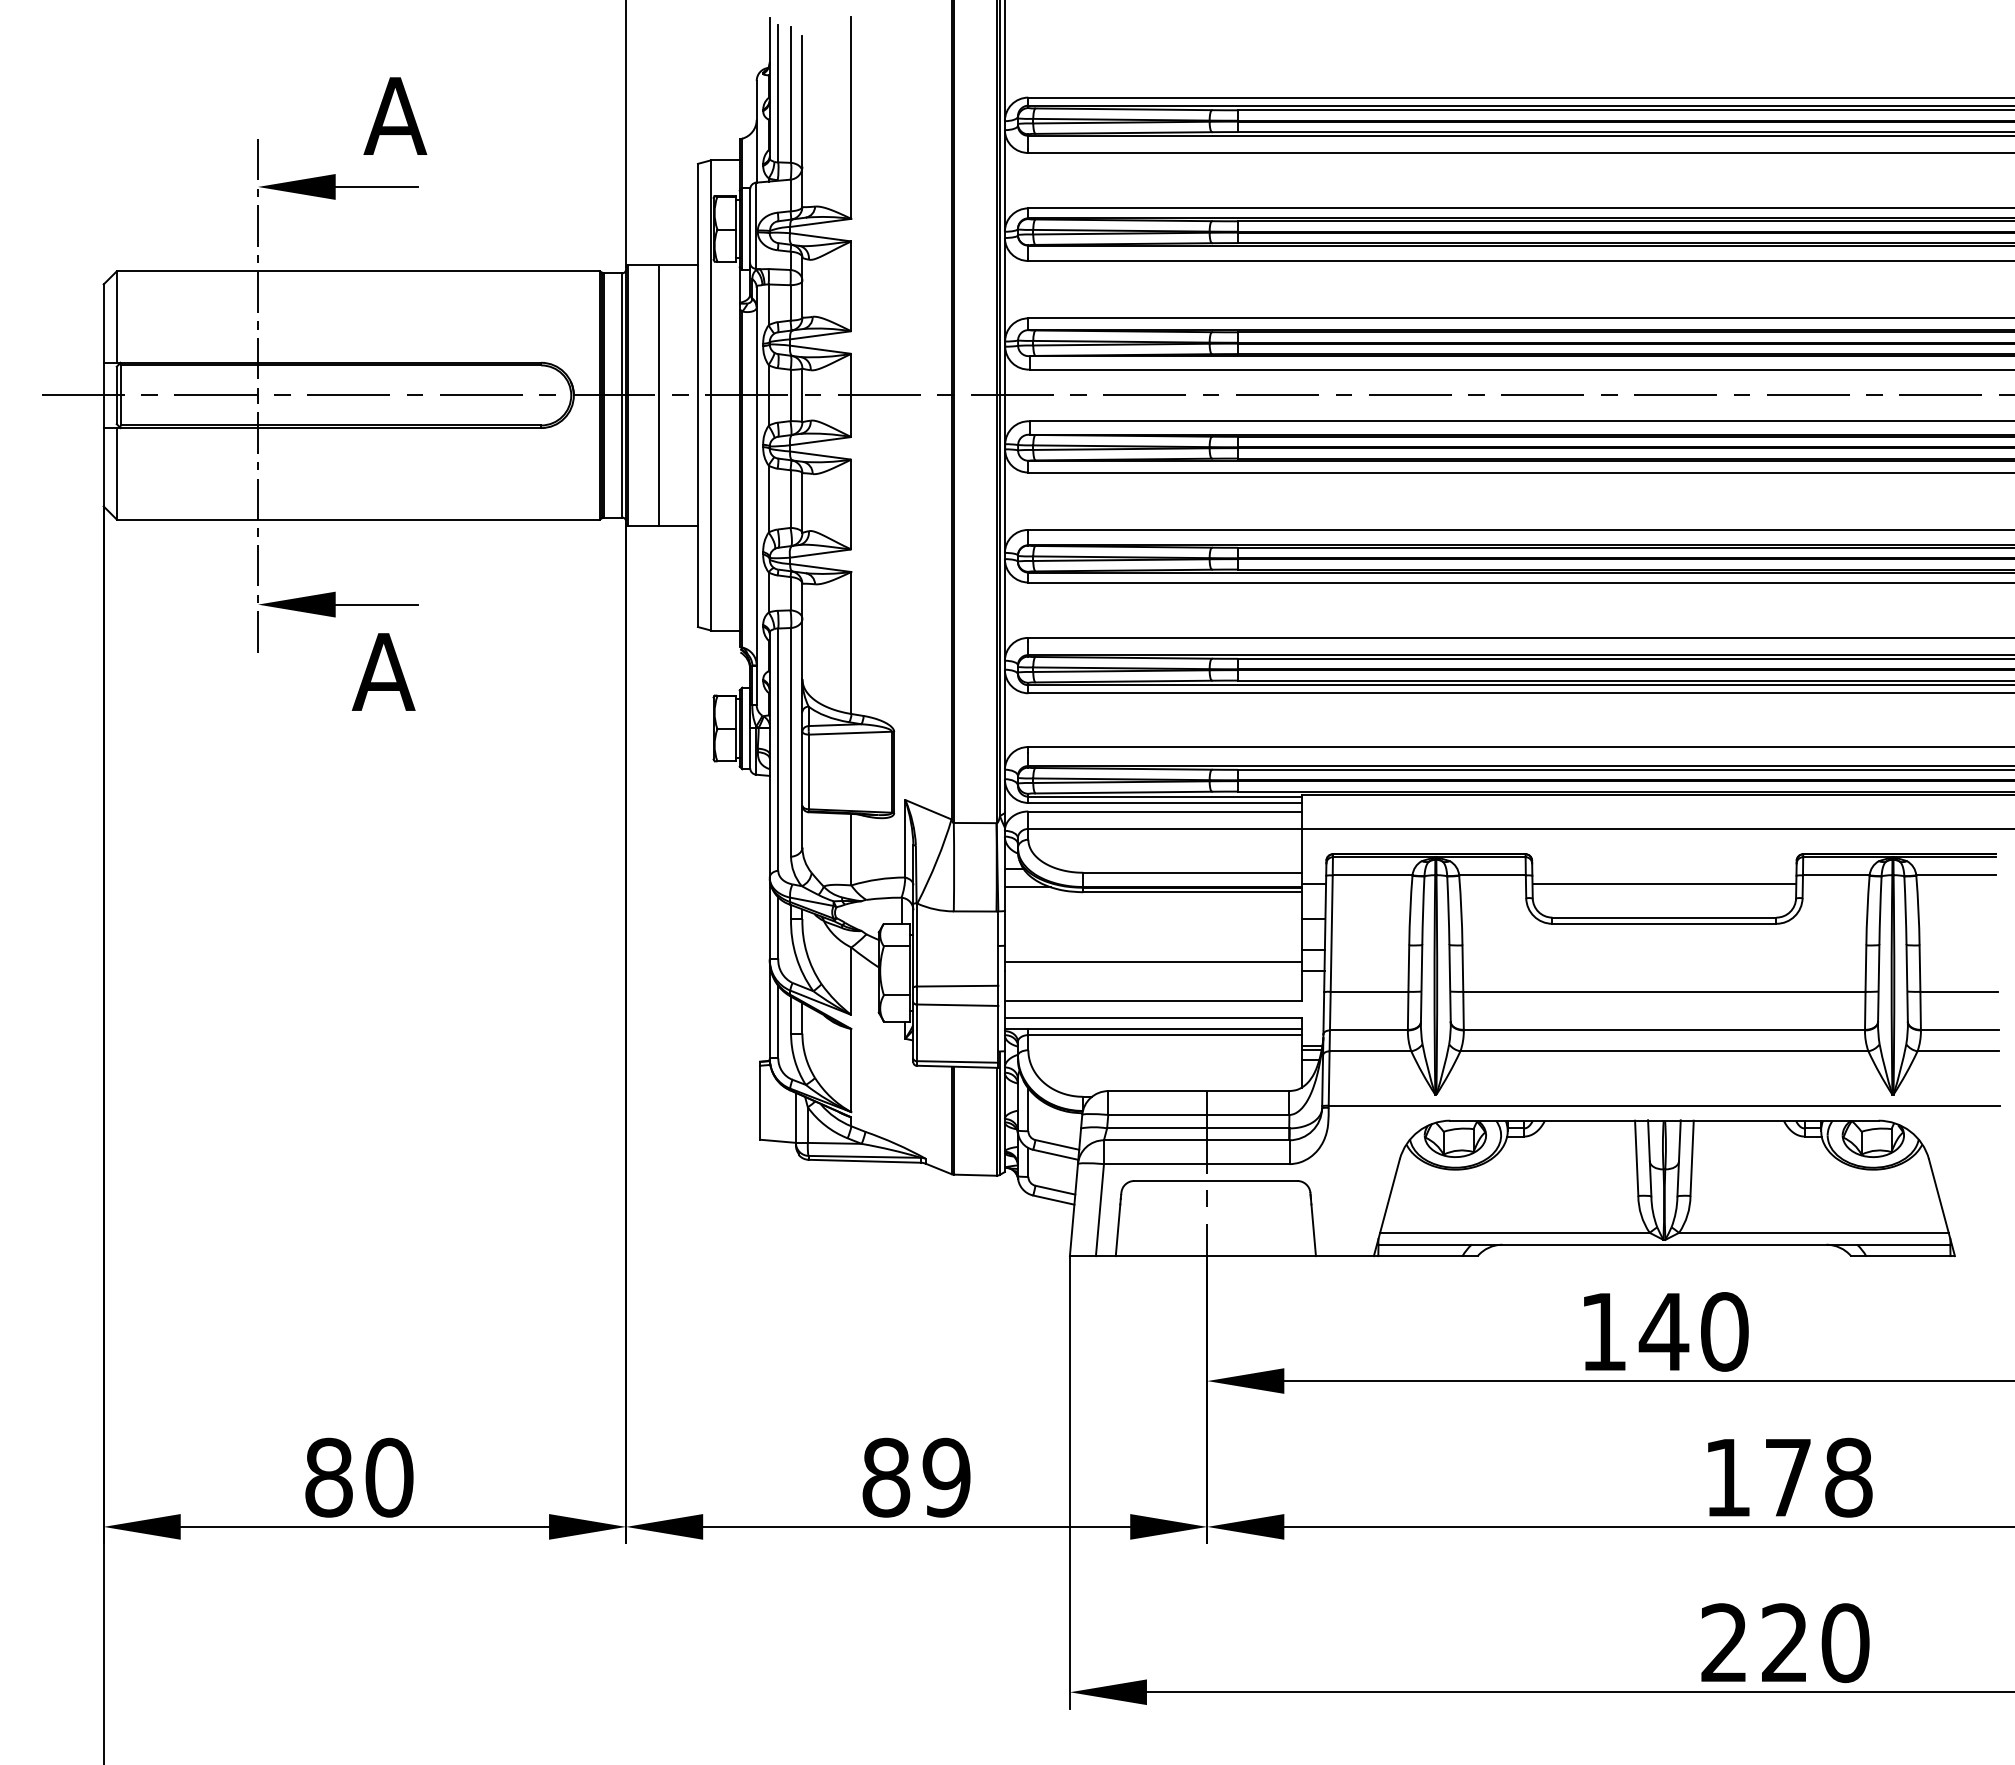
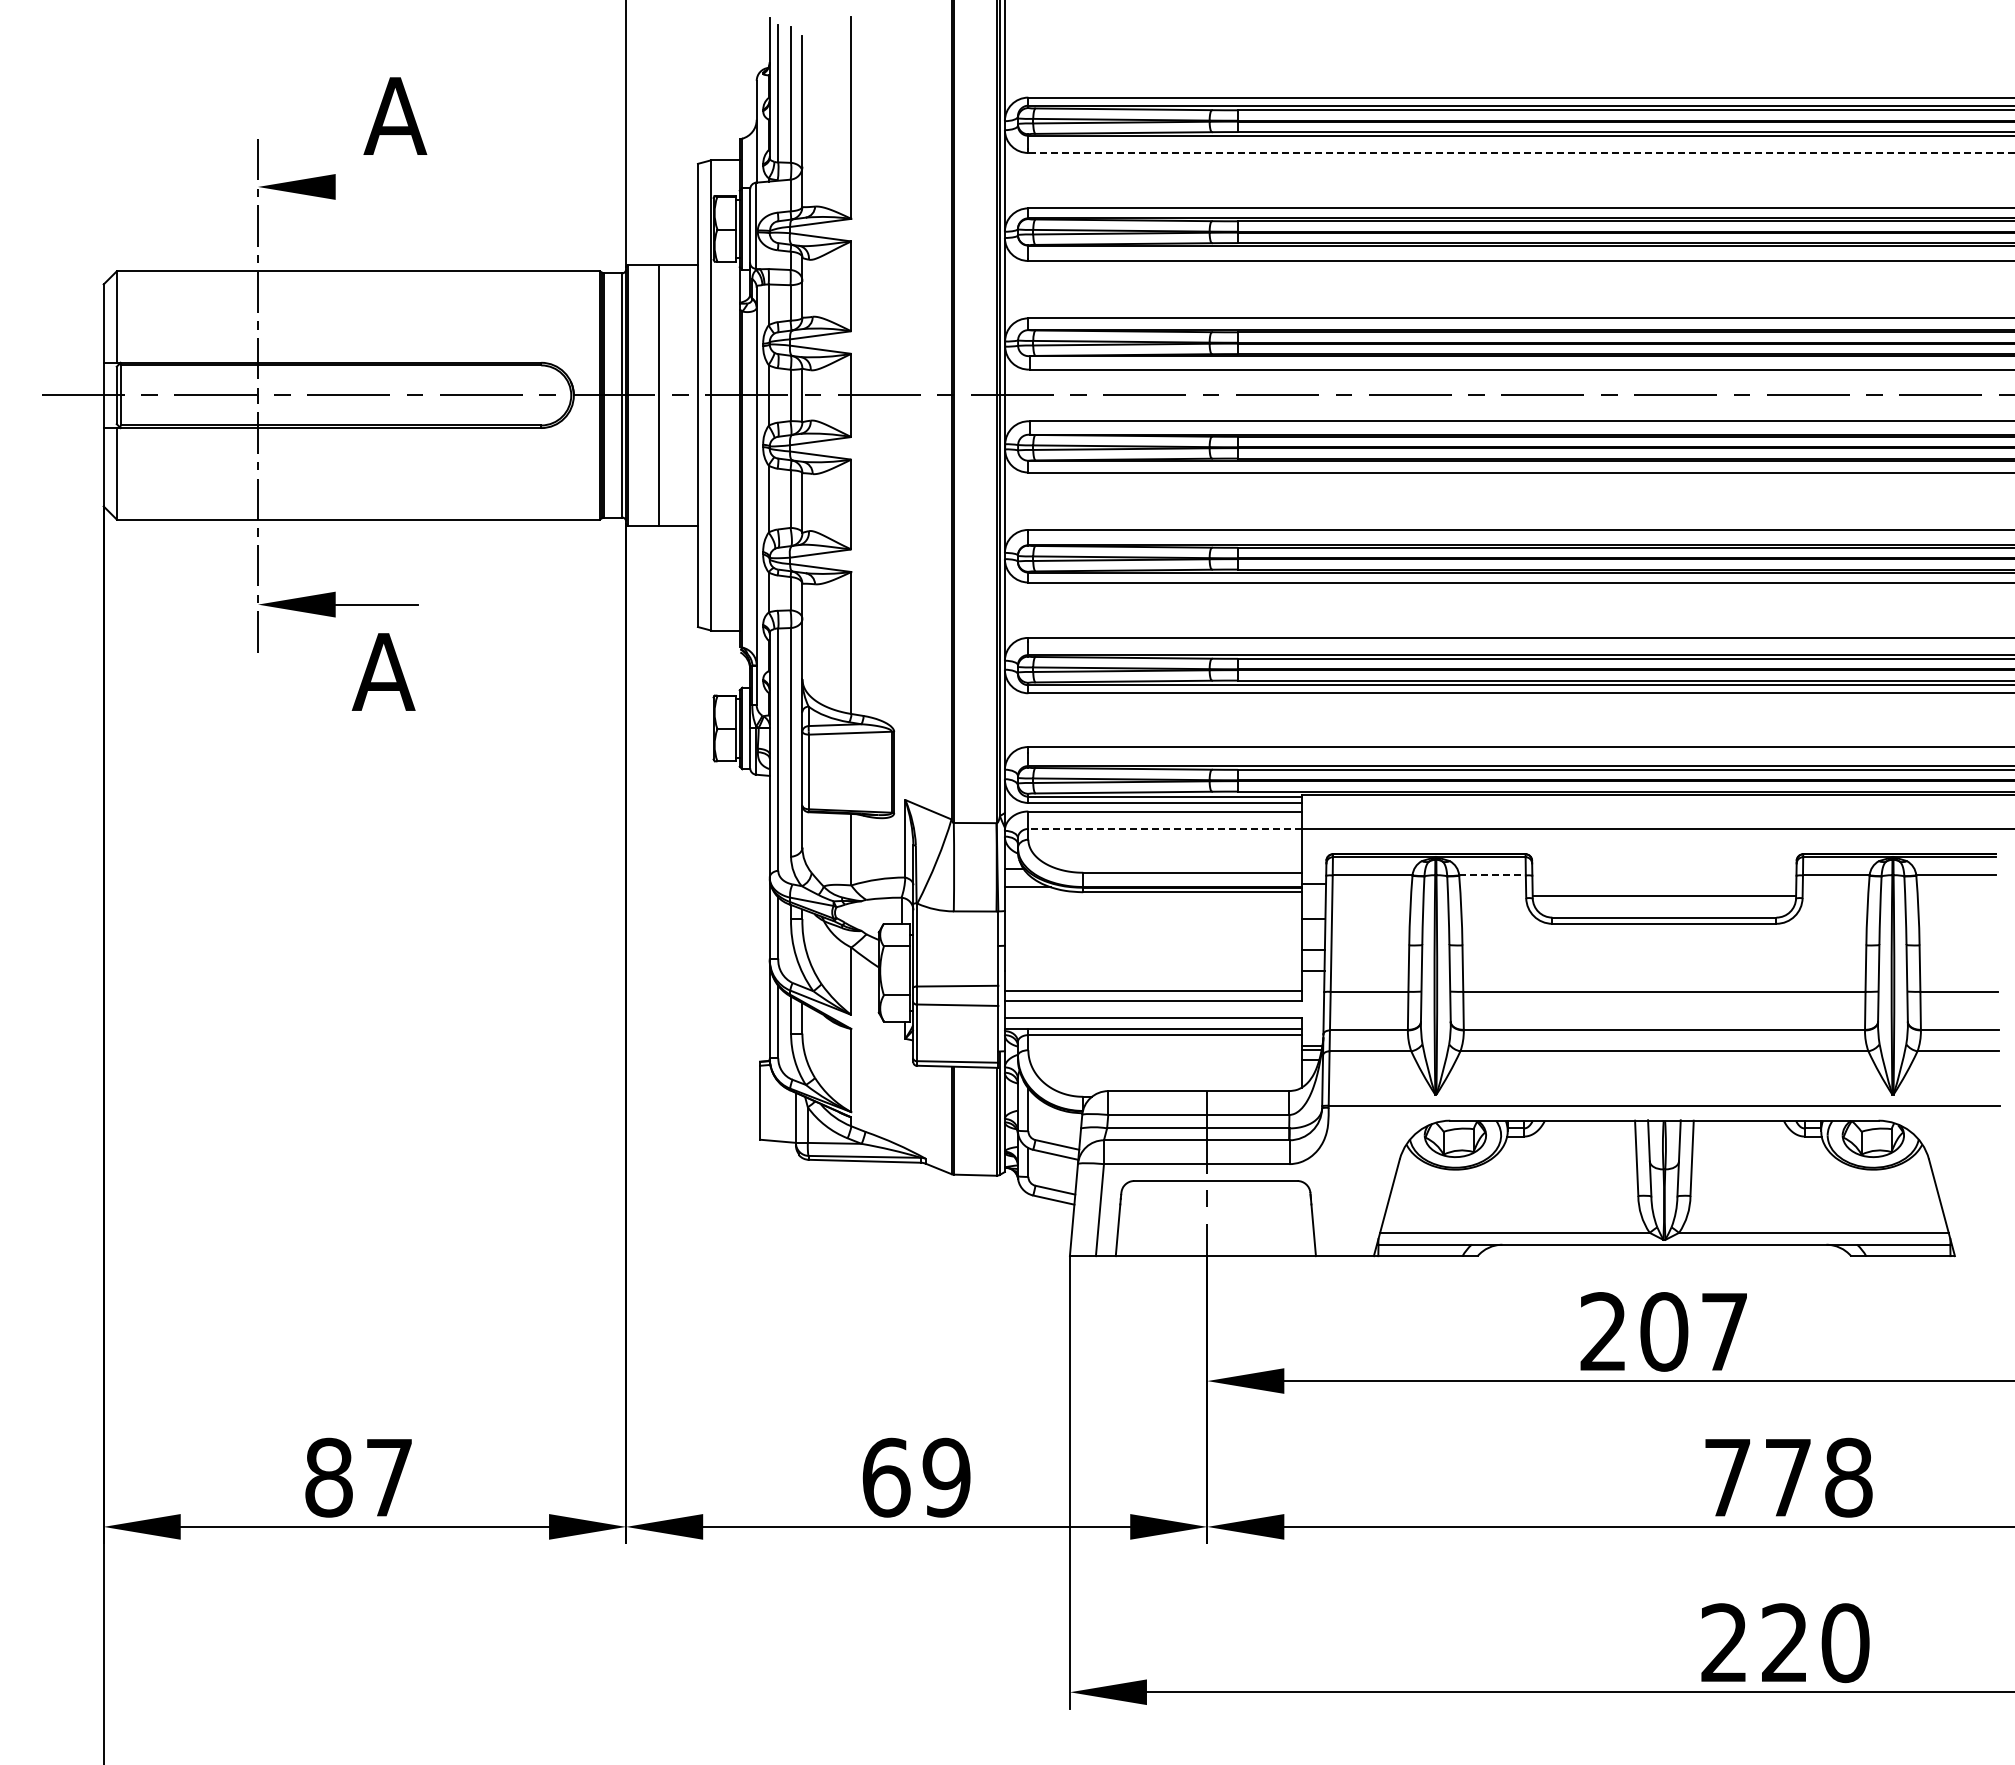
line: solid -> dashed (1521, 152)
line: present -> none (376, 186)
line: solid -> dashed (1165, 828)
line: solid -> dashed (1493, 875)
line position: (1664, 884) -> (1664, 896) (1664, 896)
line position: (1152, 961) -> (1152, 990) (1152, 990)
text: 140 -> 207 (1664, 1331)
text: 80 -> 87 (389, 1477)
text: 89 -> 69 (886, 1477)
text: 178 -> 778 (1727, 1477)
